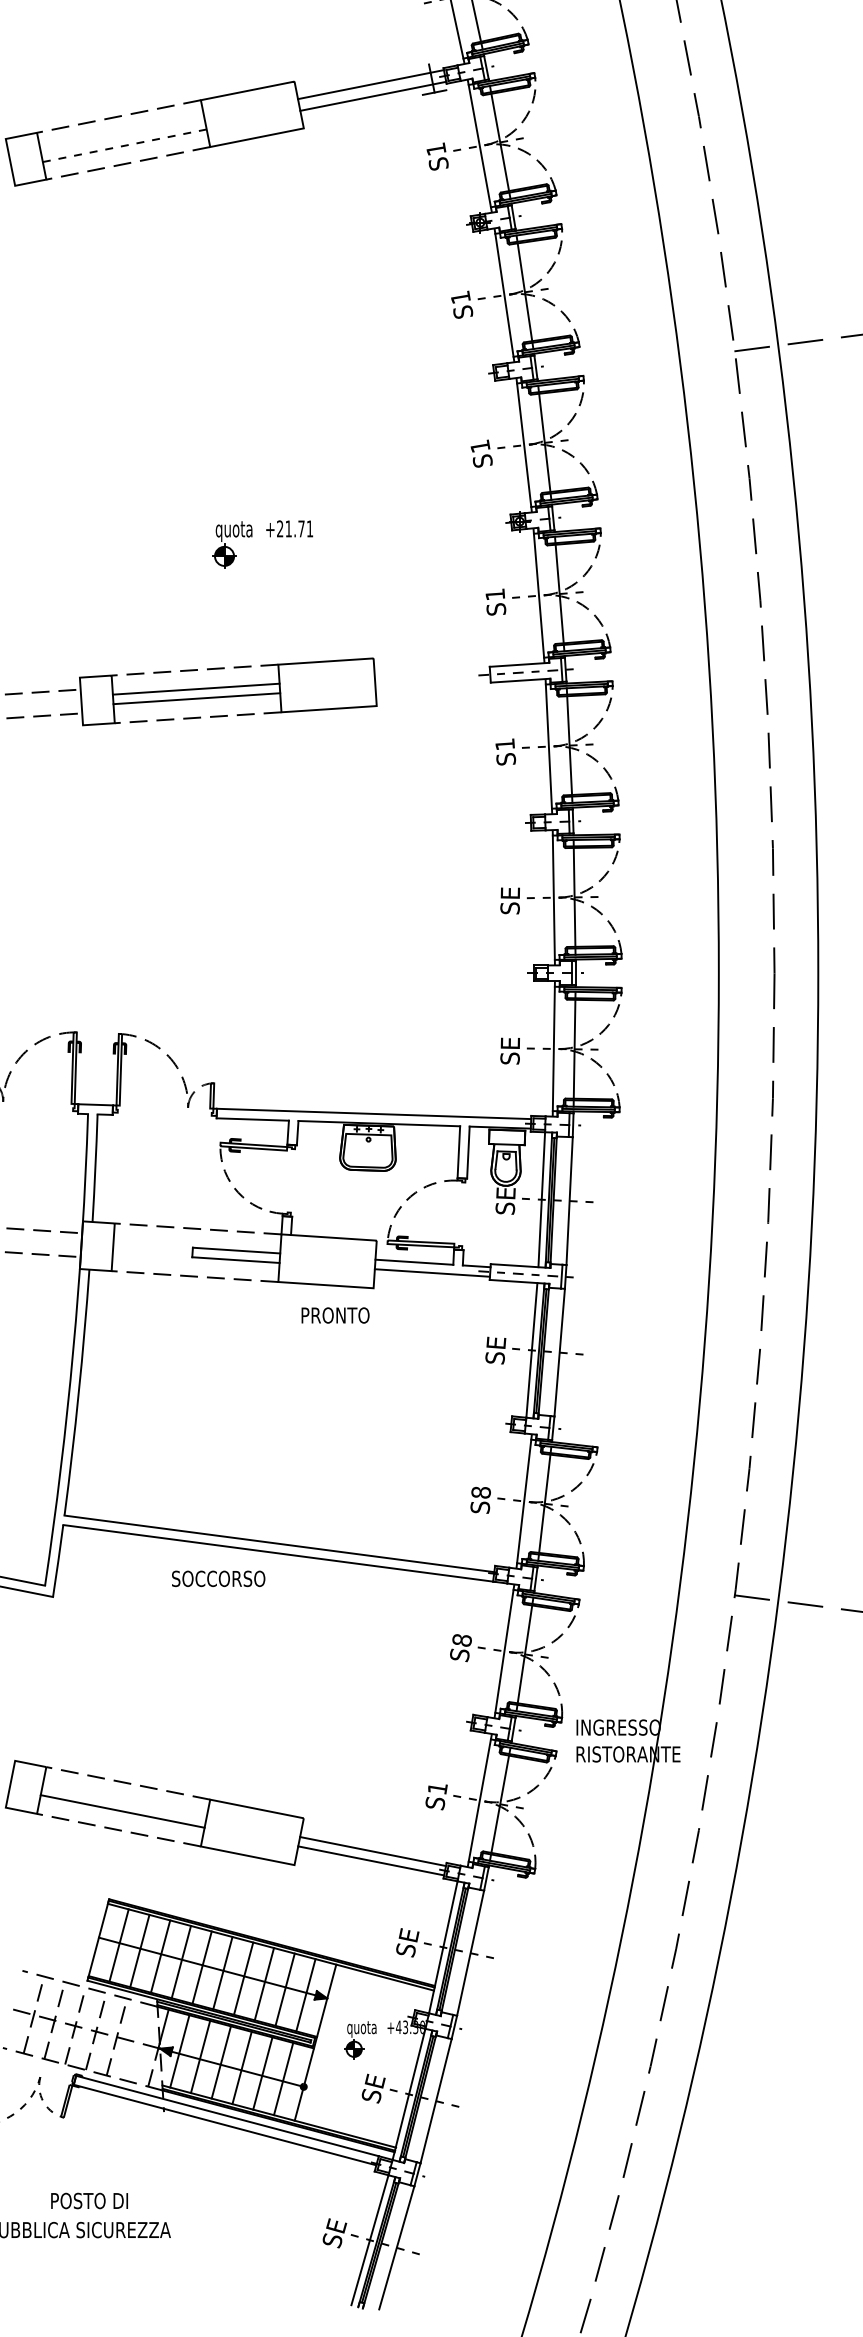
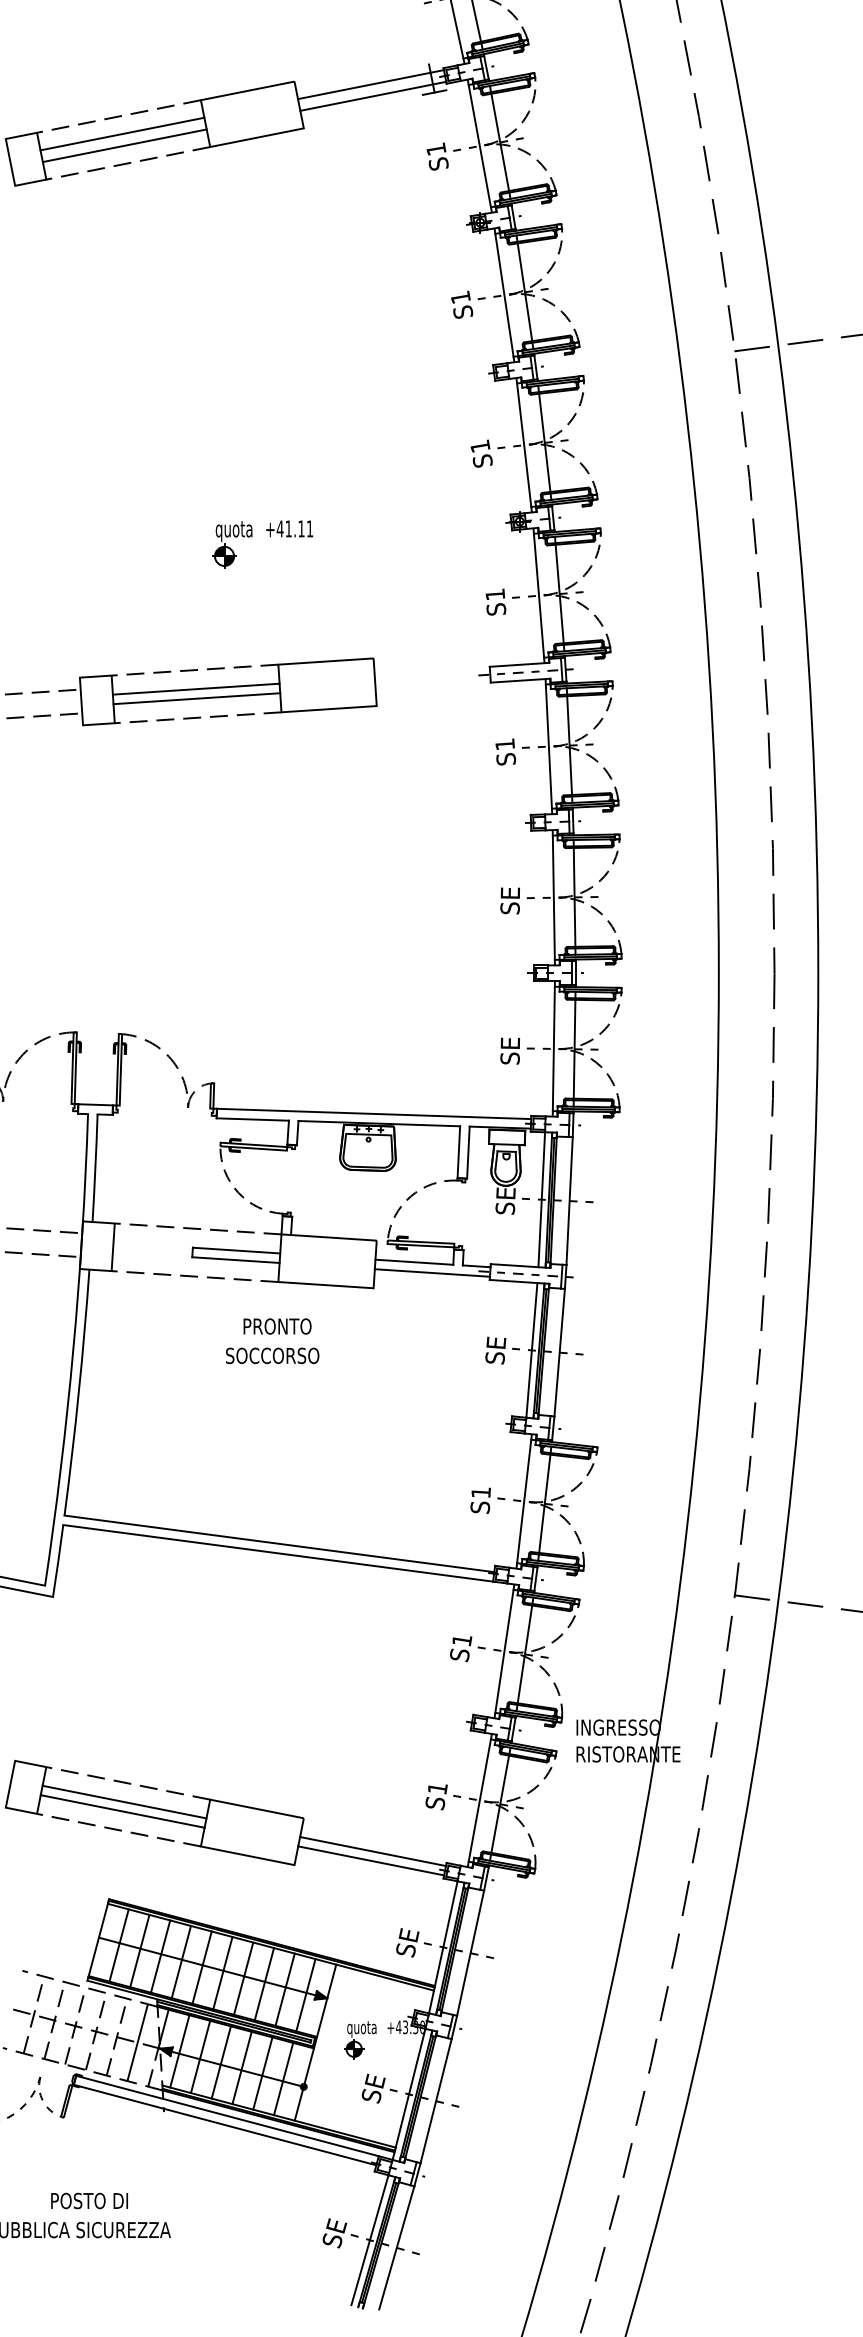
line: none -> present (122, 133)
line: dashed -> solid (124, 145)
text: +21.71 -> +41.11 (290, 528)
text position: (335, 1315) -> (277, 1326) (277, 1326)
text: S8 -> S1 (480, 1492)
text position: (218, 1578) -> (272, 1355) (272, 1355)
text: S8 -> S1 (462, 1640)
line: none -> present (124, 1801)
line: none -> present (137, 2042)
